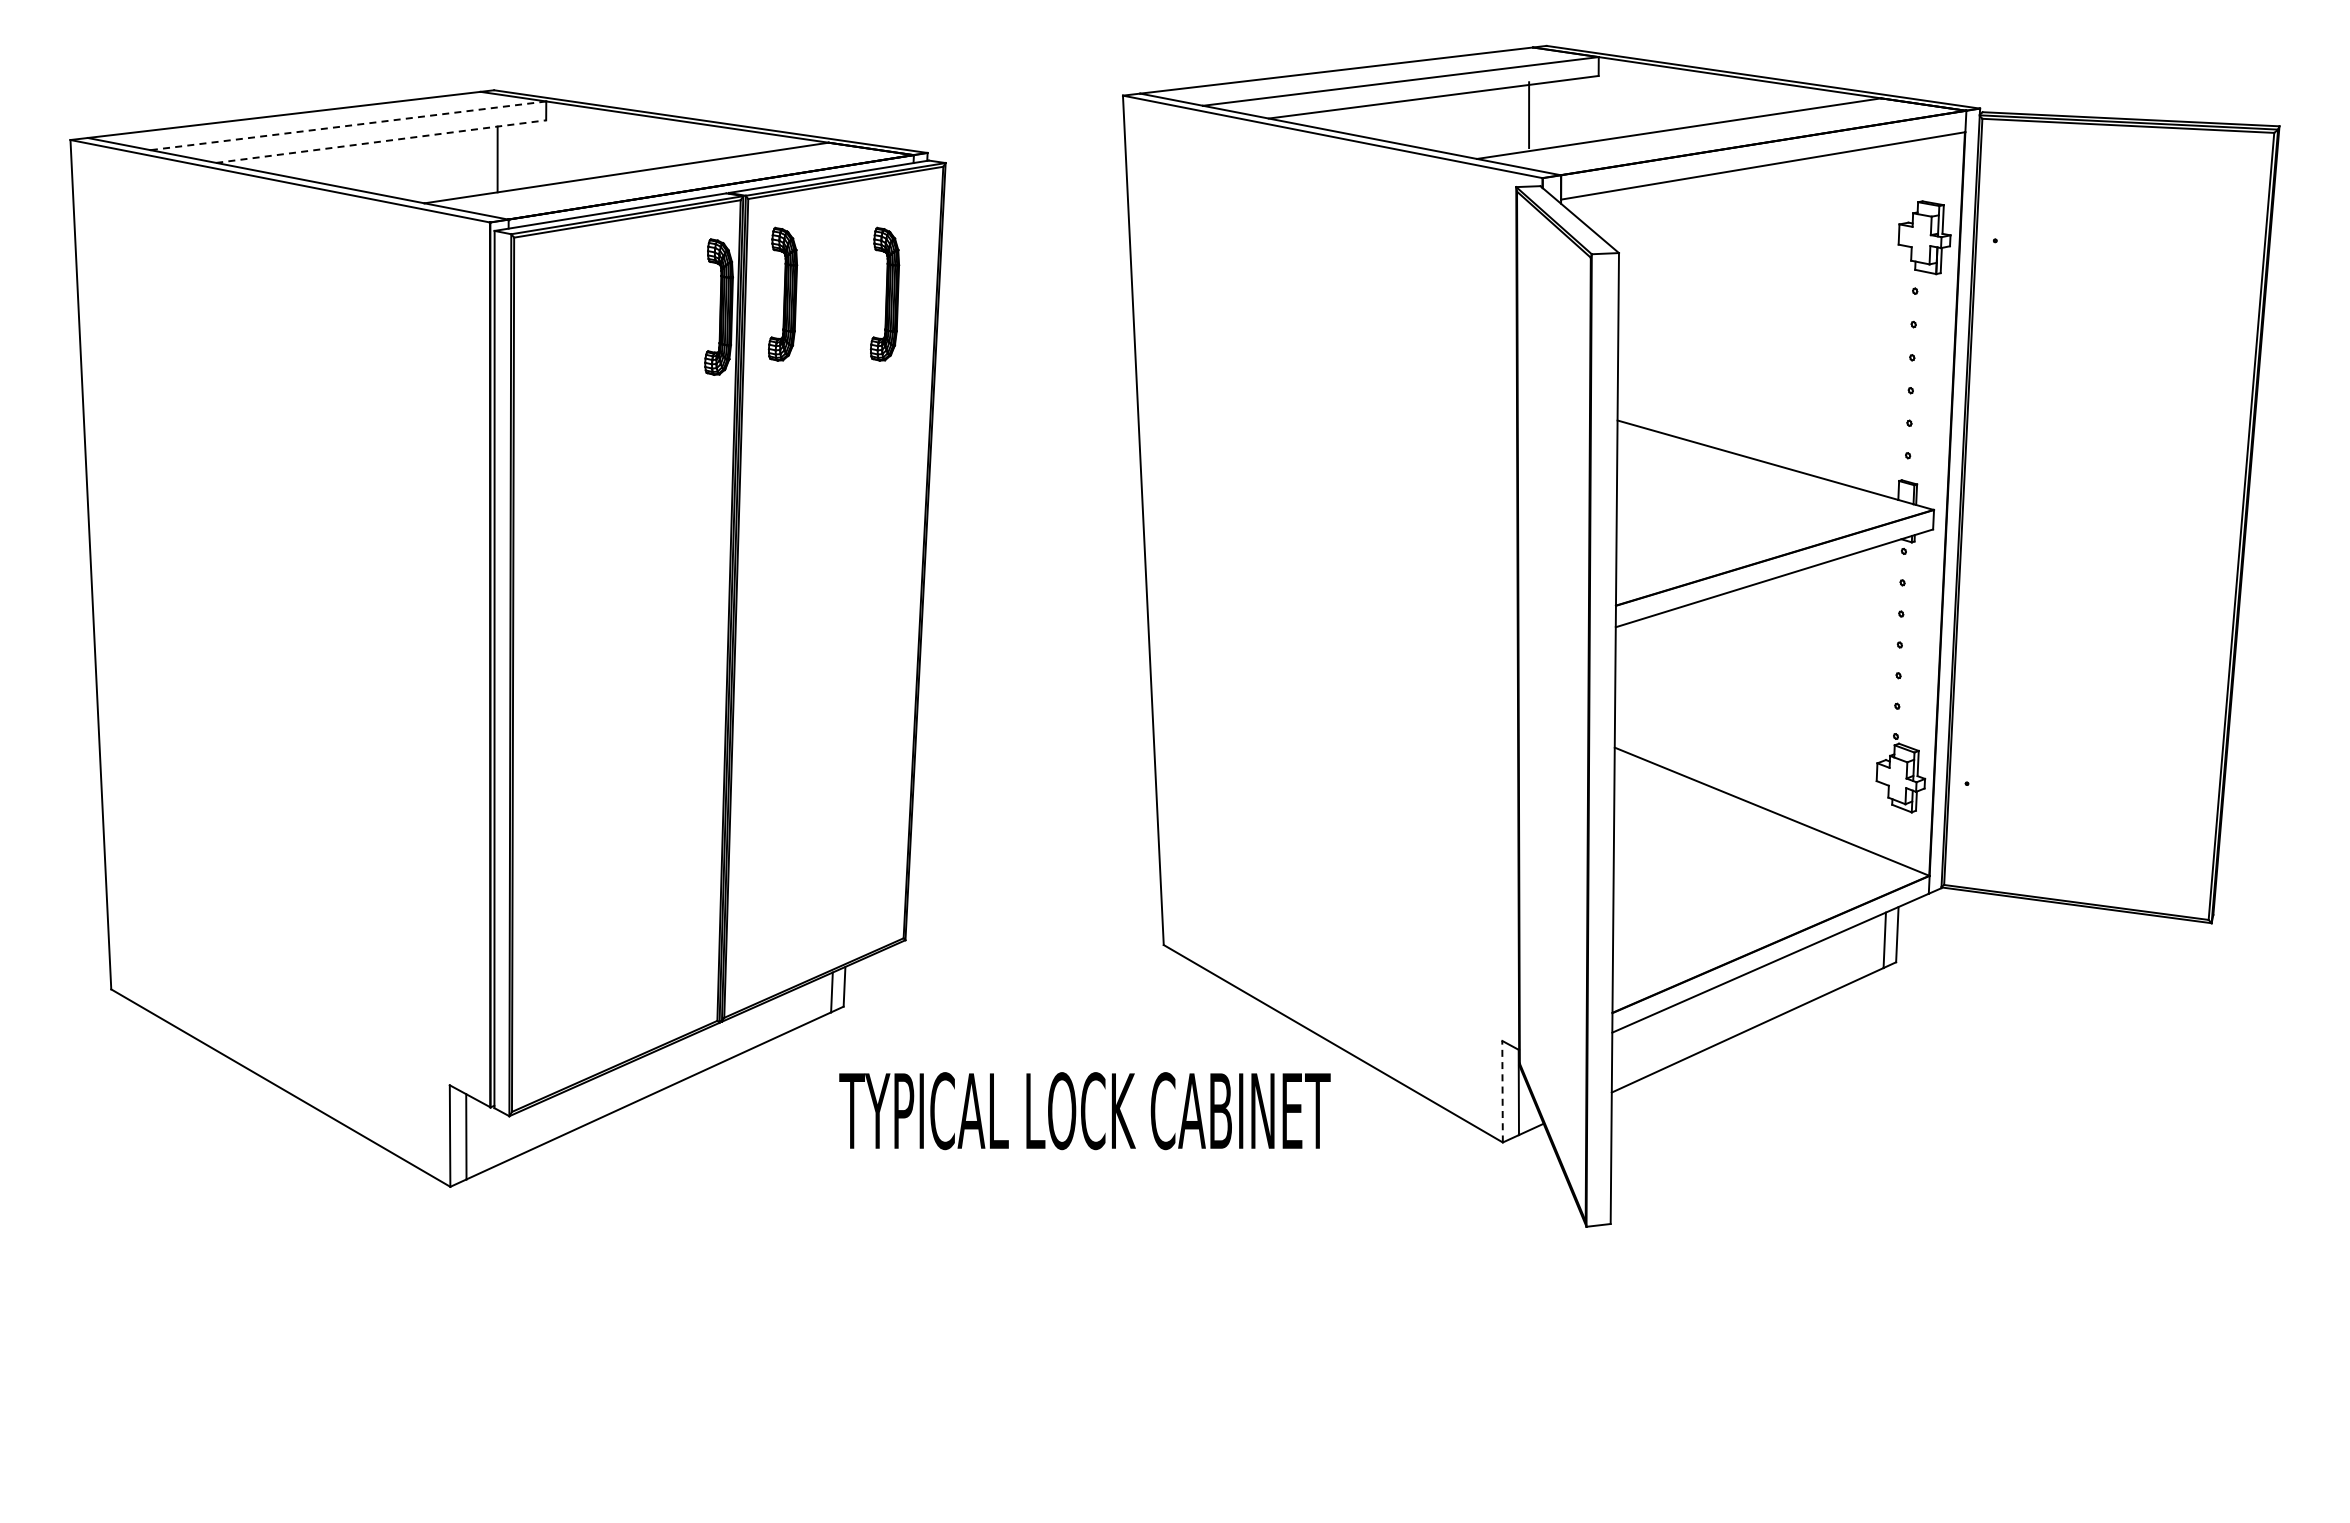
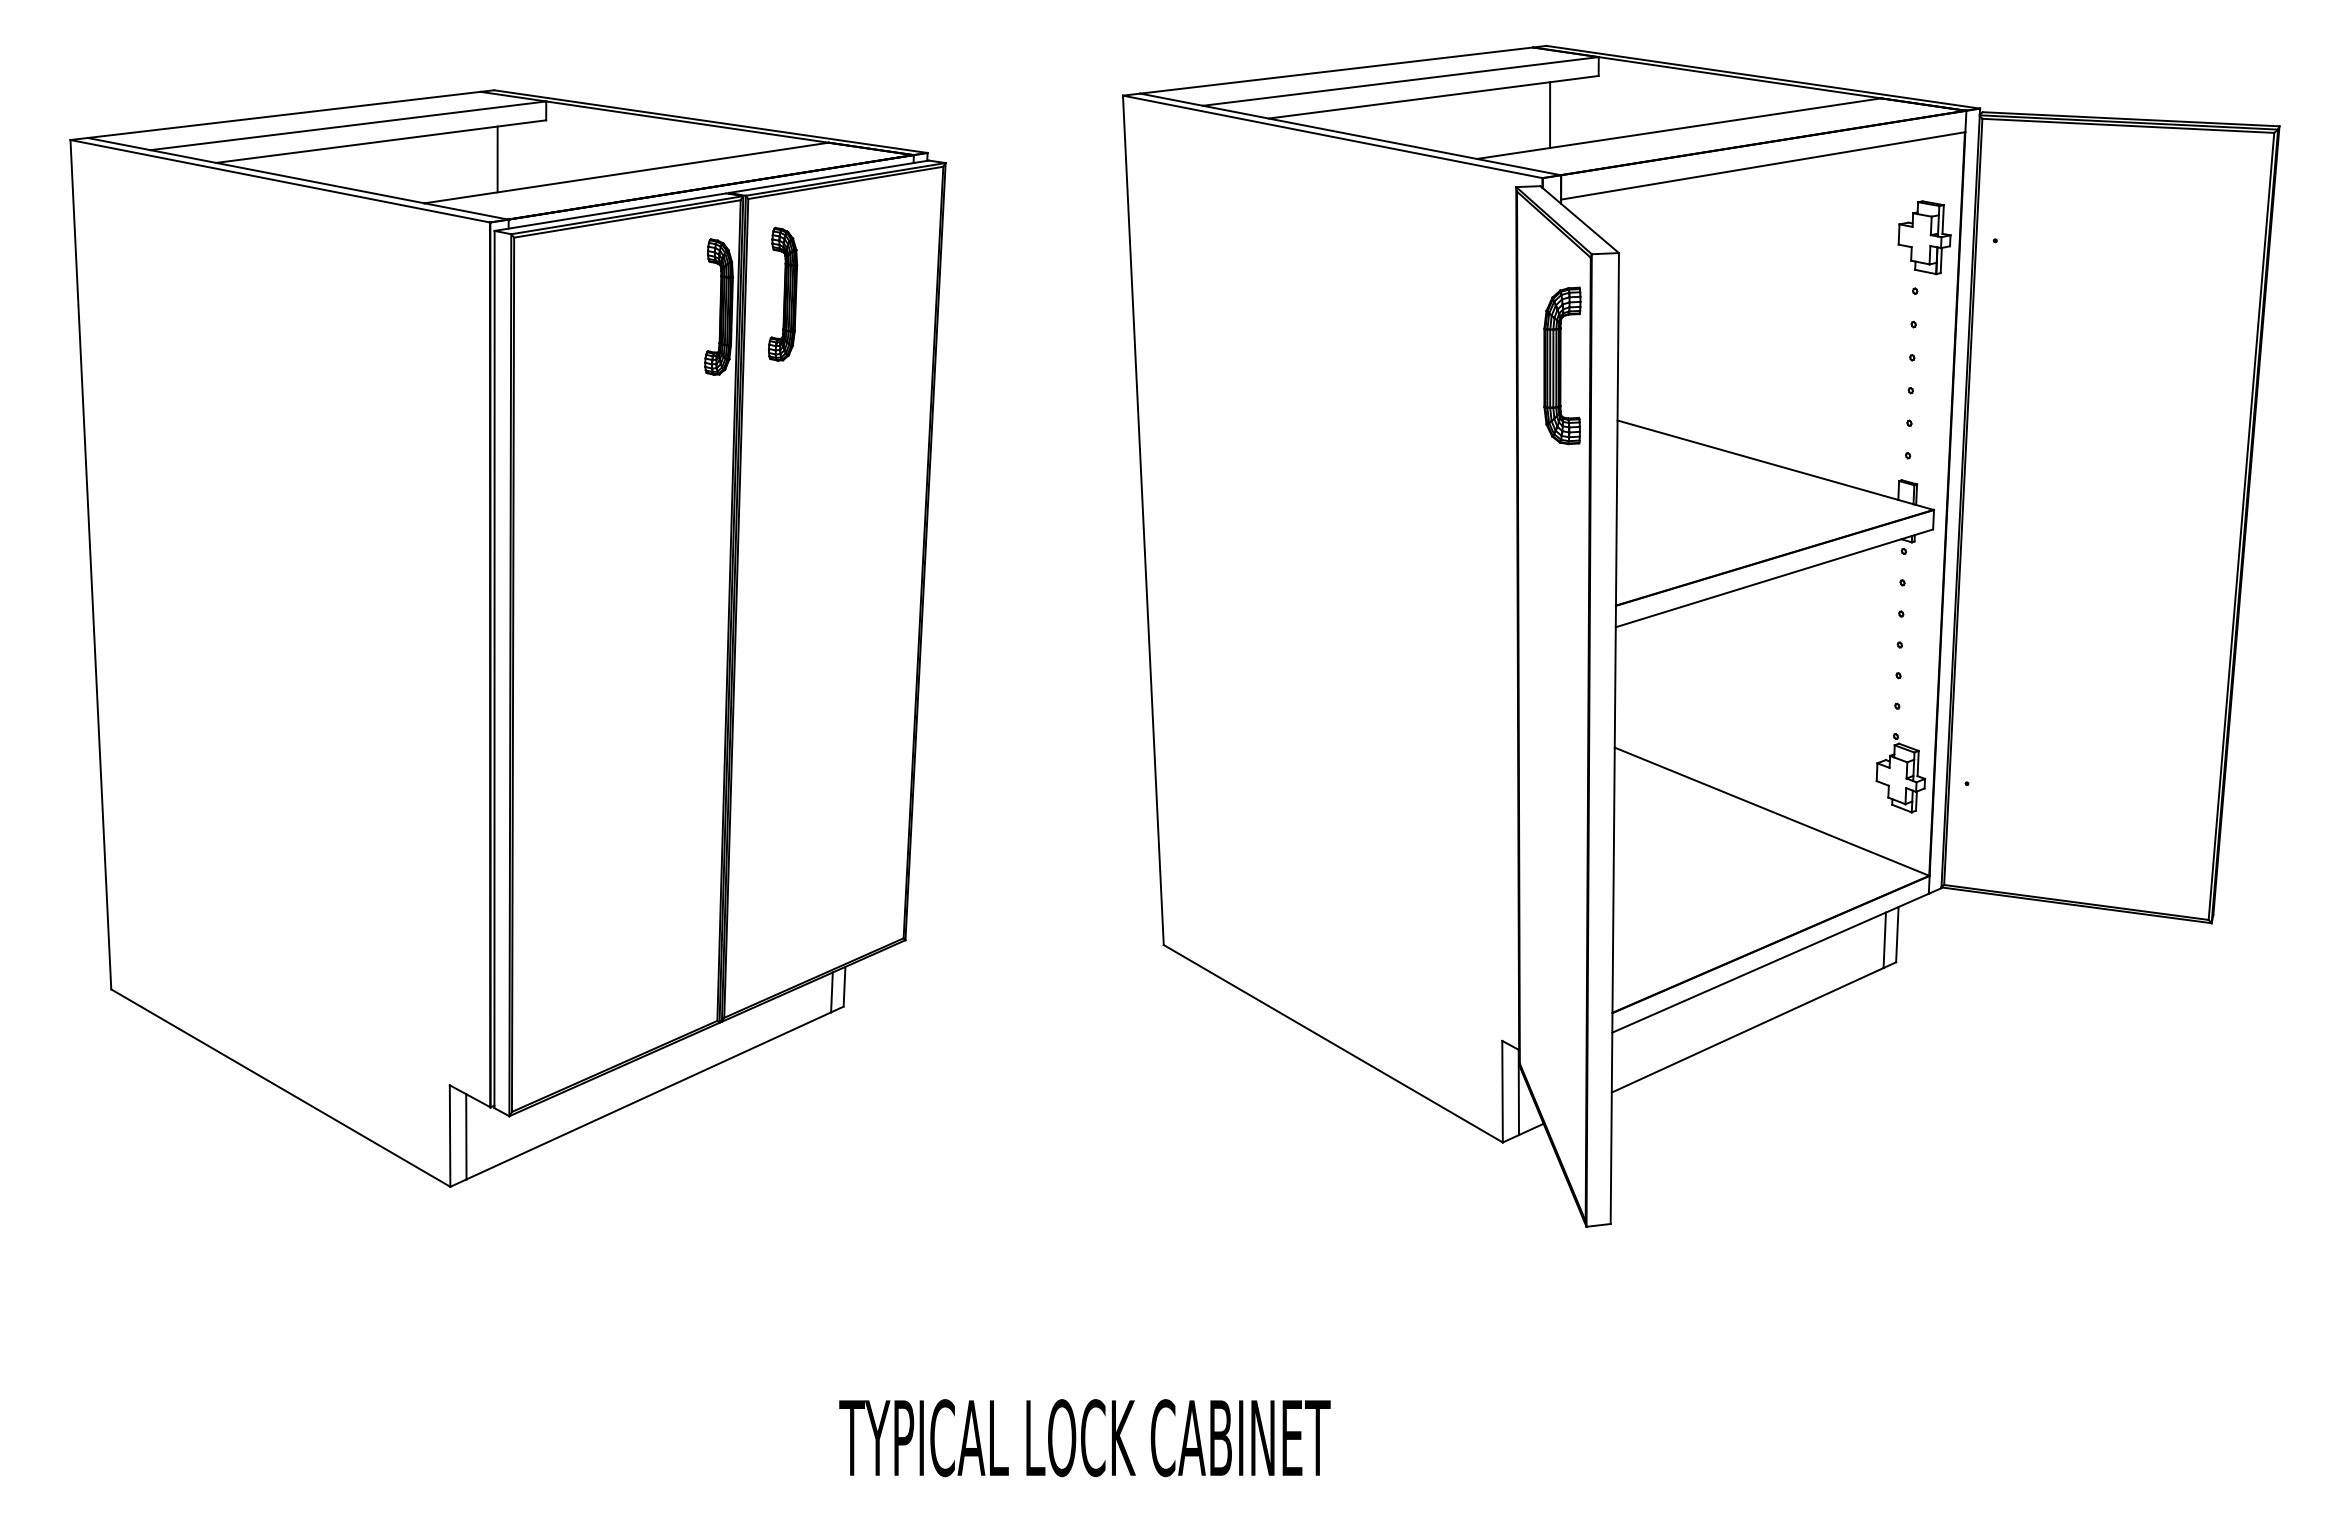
line position: (1529, 115) -> (1550, 115) (1550, 115)
line: dashed -> solid (347, 125)
line: dashed -> solid (381, 141)
part: present -> none (884, 293)
part: none -> present (1562, 365)
line: dashed -> solid (1502, 1091)
text position: (1084, 1111) -> (1084, 1438) (1084, 1438)
